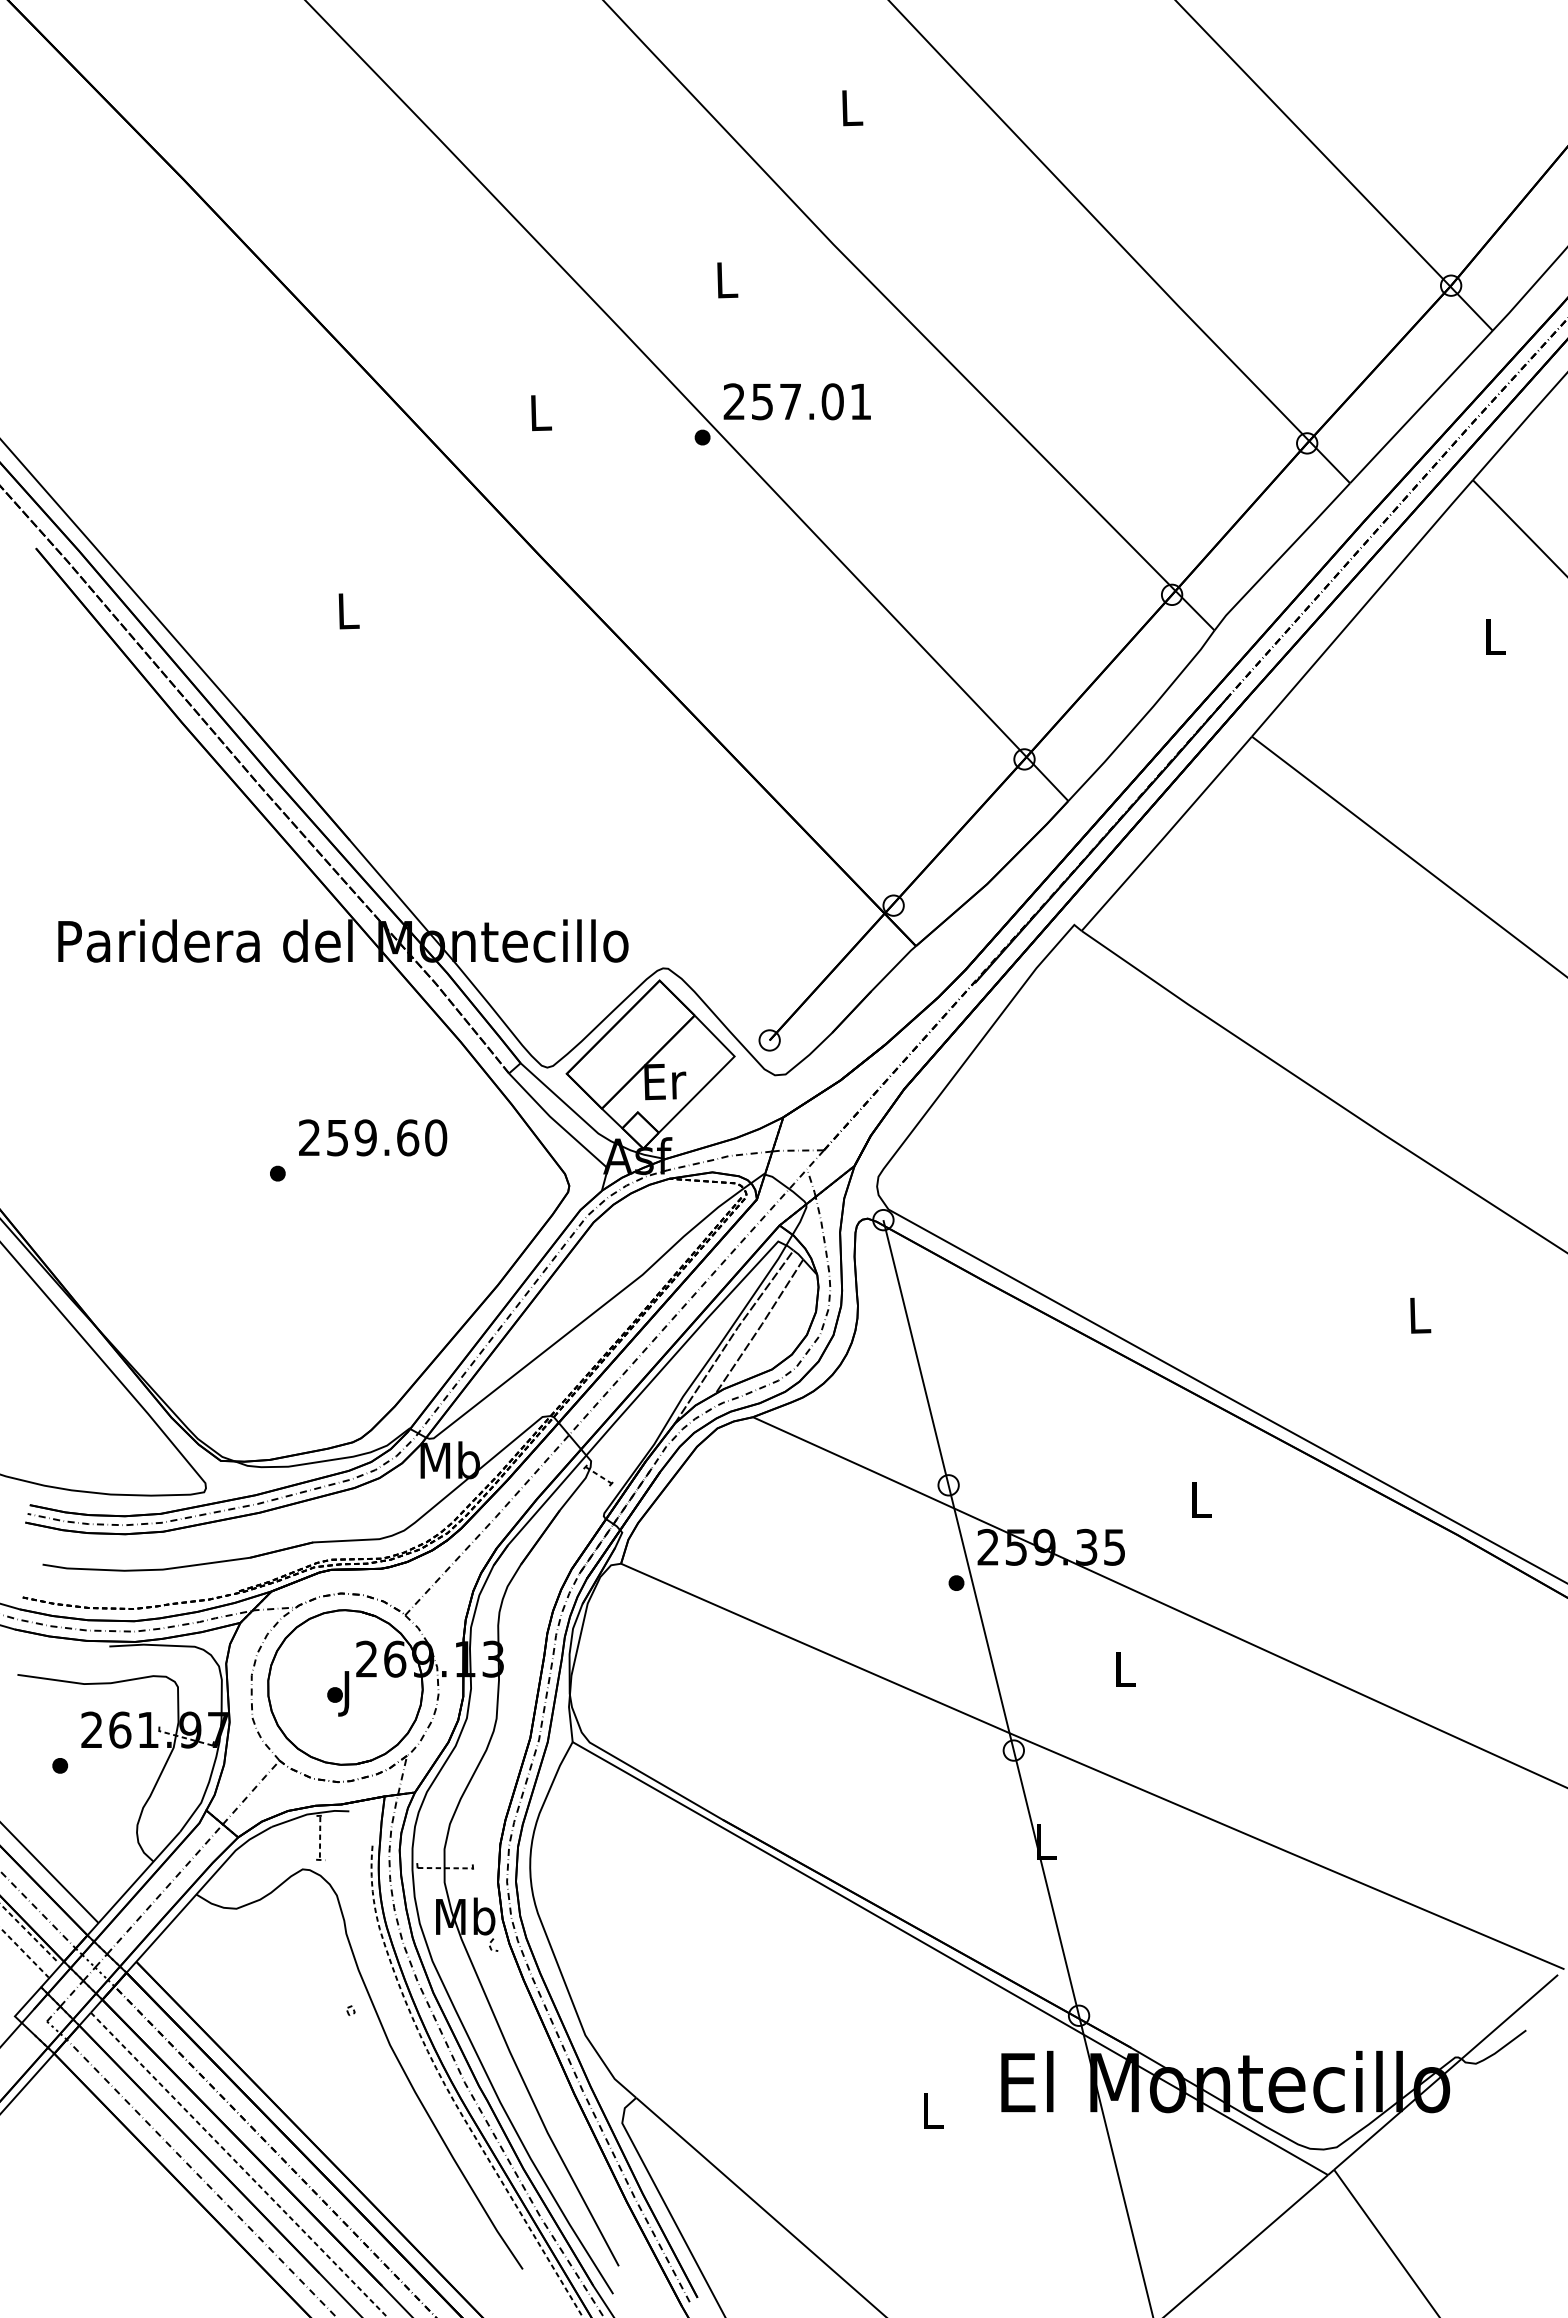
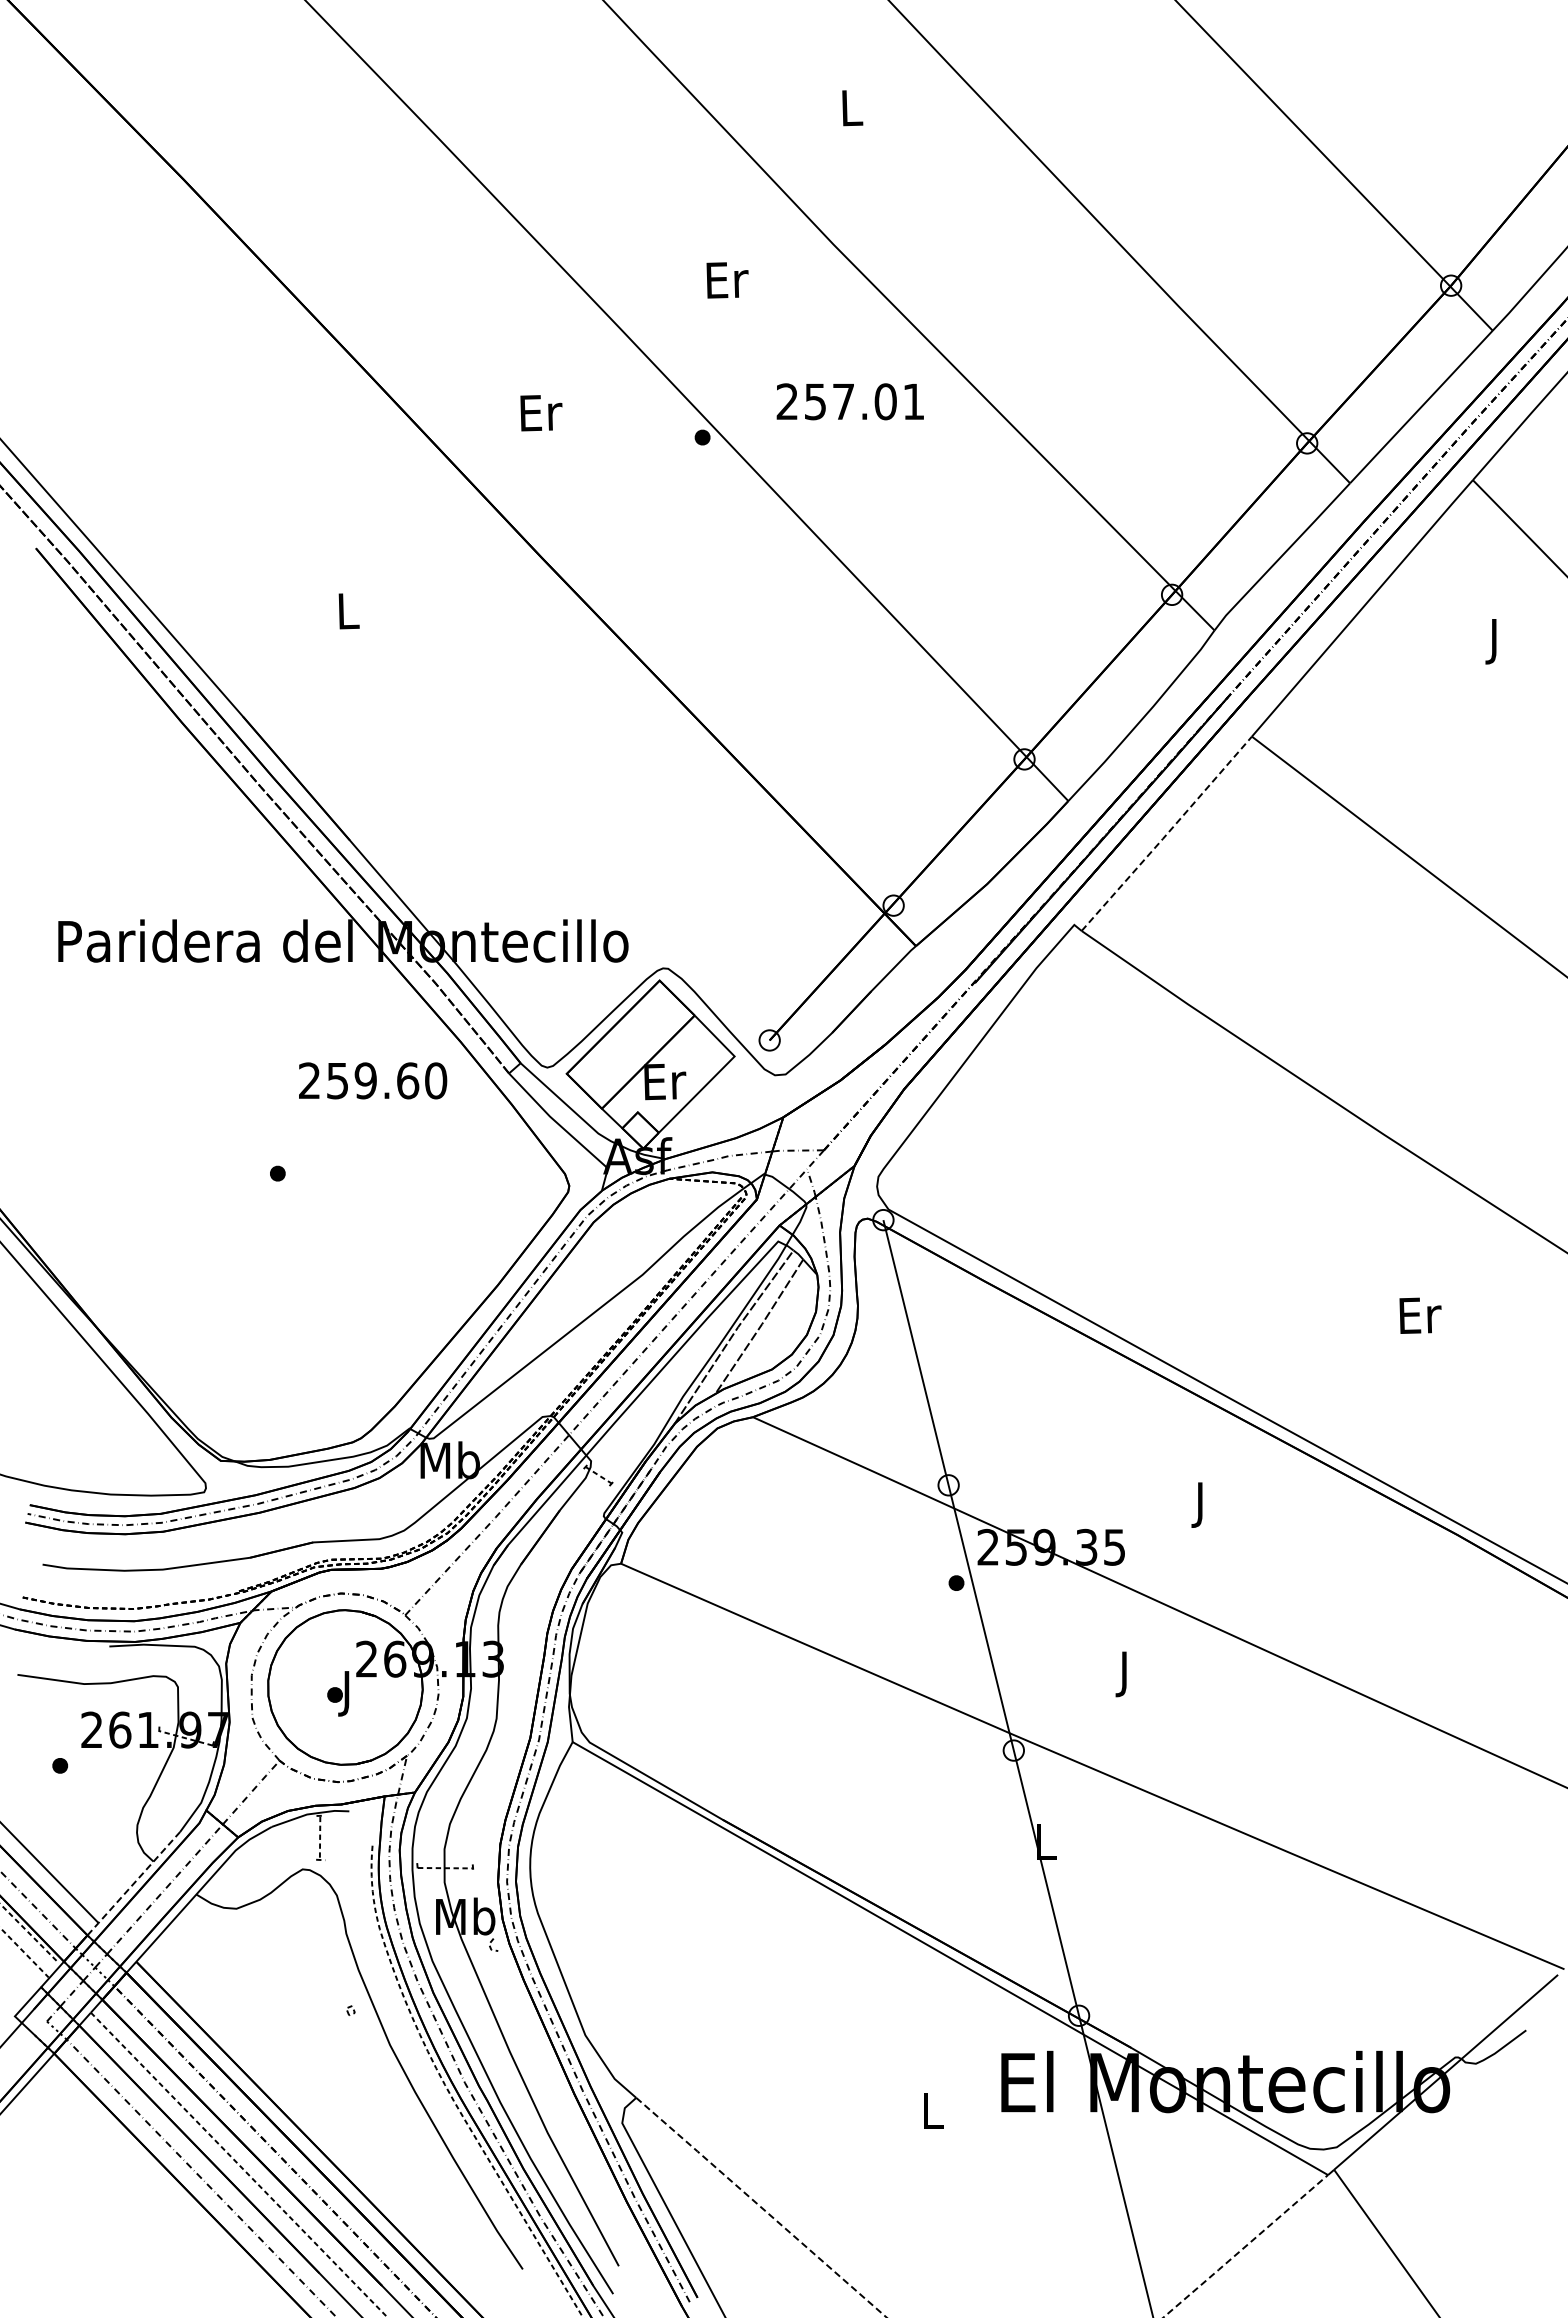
text: L -> Er (727, 280)
text position: (796, 401) -> (849, 401) (849, 401)
text: L -> Er (541, 413)
text: L -> J (1495, 641)
line: solid -> dashed (1167, 833)
text position: (373, 1137) -> (373, 1080) (373, 1080)
text: L -> Er (1420, 1315)
text: L -> J (1201, 1504)
text: L -> J (1125, 1674)
line: solid -> dashed (133, 1883)
line: solid -> dashed (761, 2207)
line: solid -> dashed (1245, 2246)
